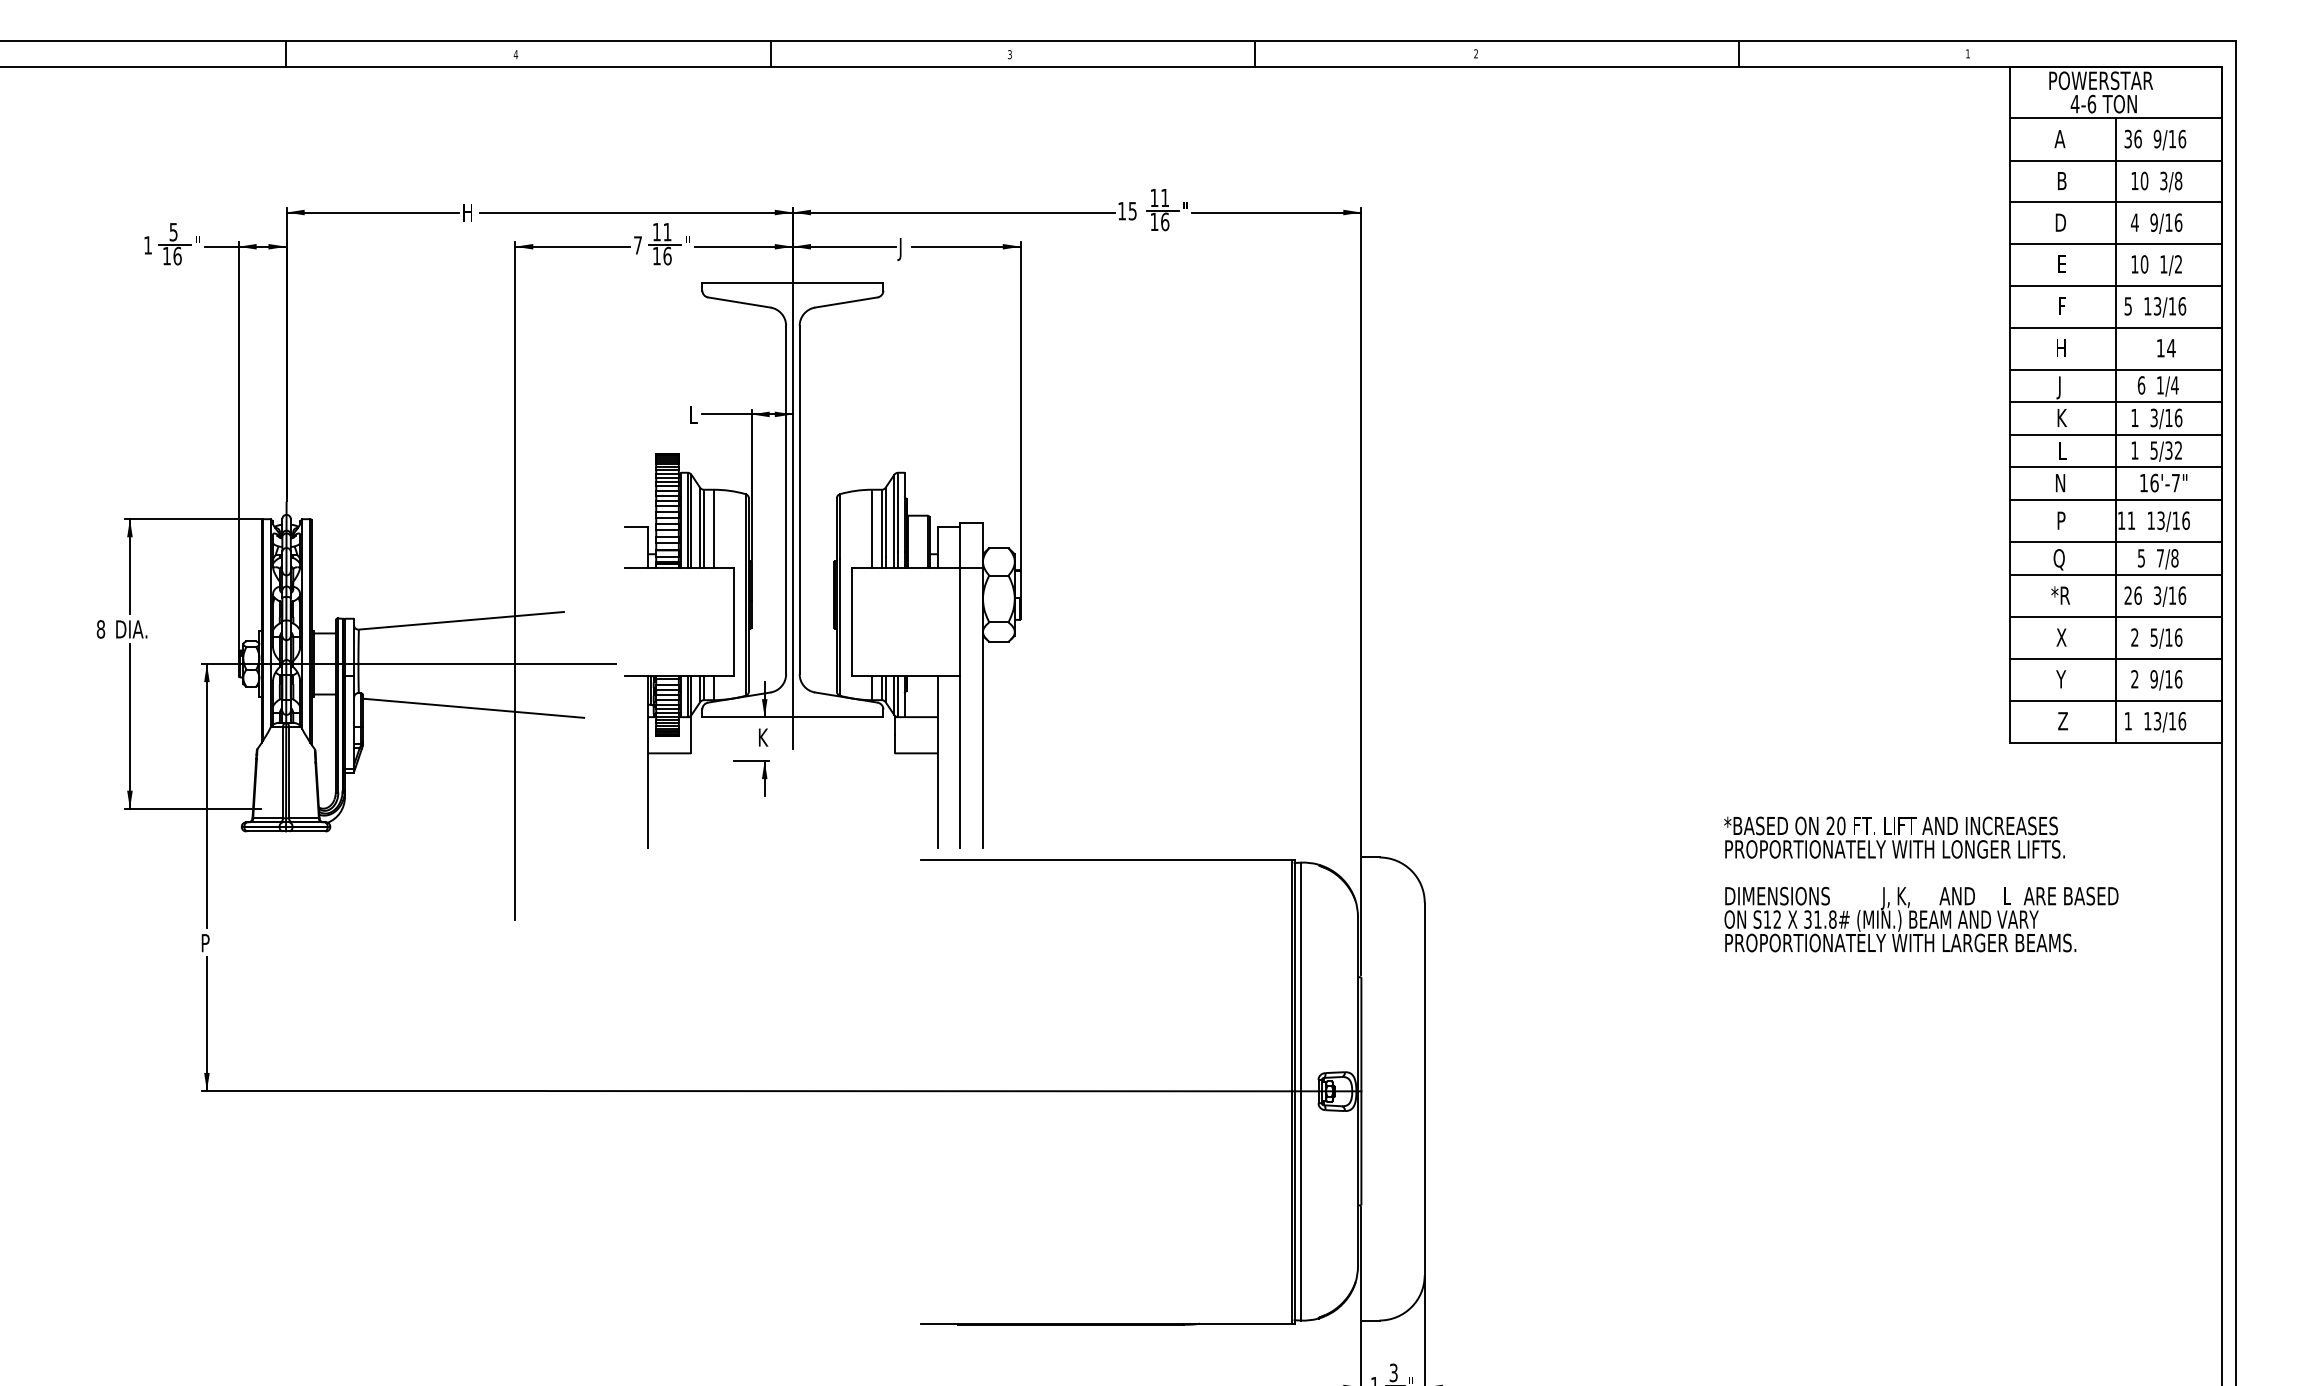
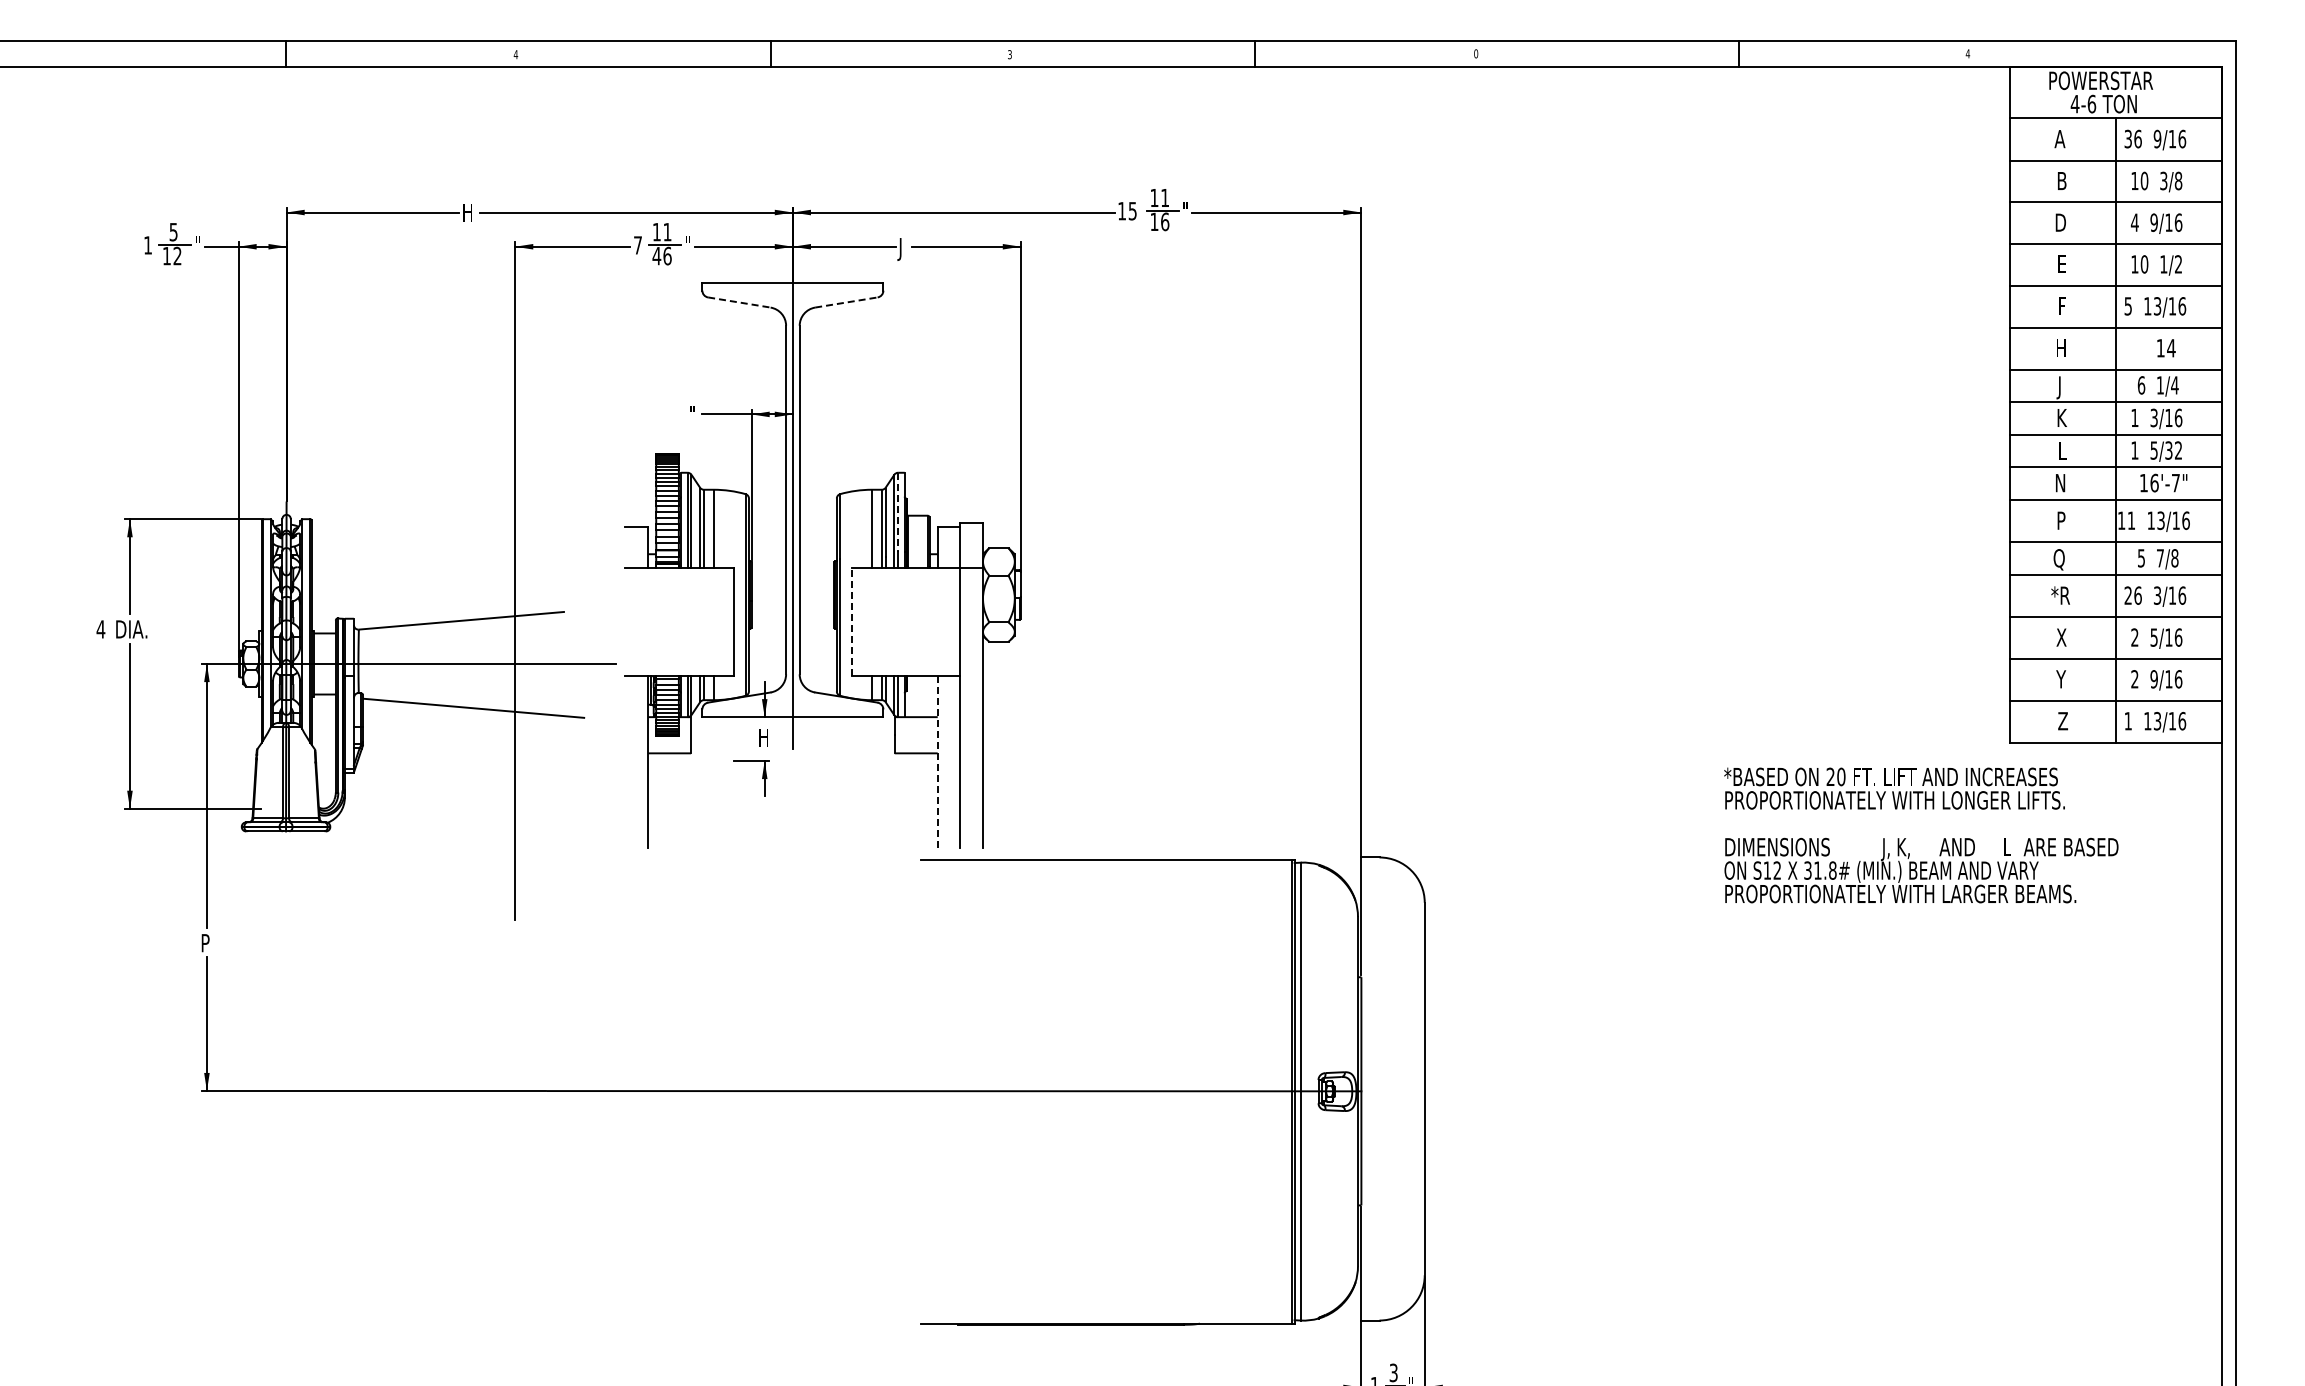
text: 2 -> 0 (1476, 53)
text: 1 -> 4 (1967, 53)
text: 16 -> 12 (177, 255)
text: 16 -> 46 (656, 256)
line: solid -> dashed (739, 302)
line: solid -> dashed (846, 302)
text: L -> " (693, 414)
line: solid -> dashed (898, 512)
line: solid -> dashed (851, 621)
text: 8 -> 4 (100, 629)
text: K -> H (763, 737)
line: solid -> dashed (937, 762)
text position: (1921, 884) -> (1921, 835) (1921, 835)
